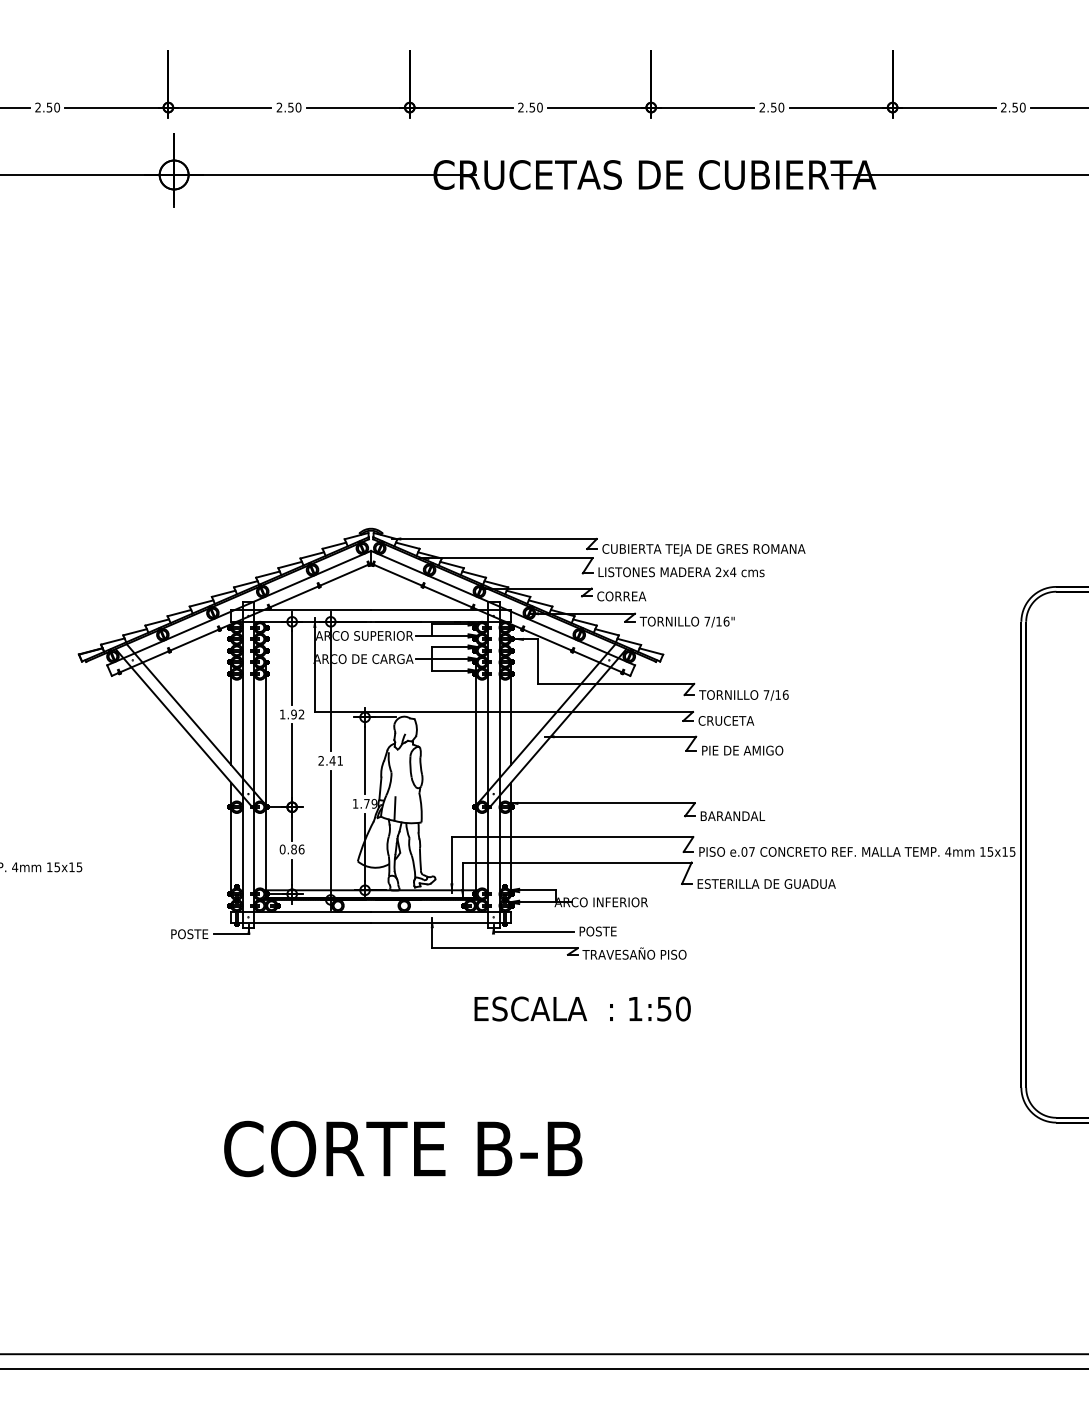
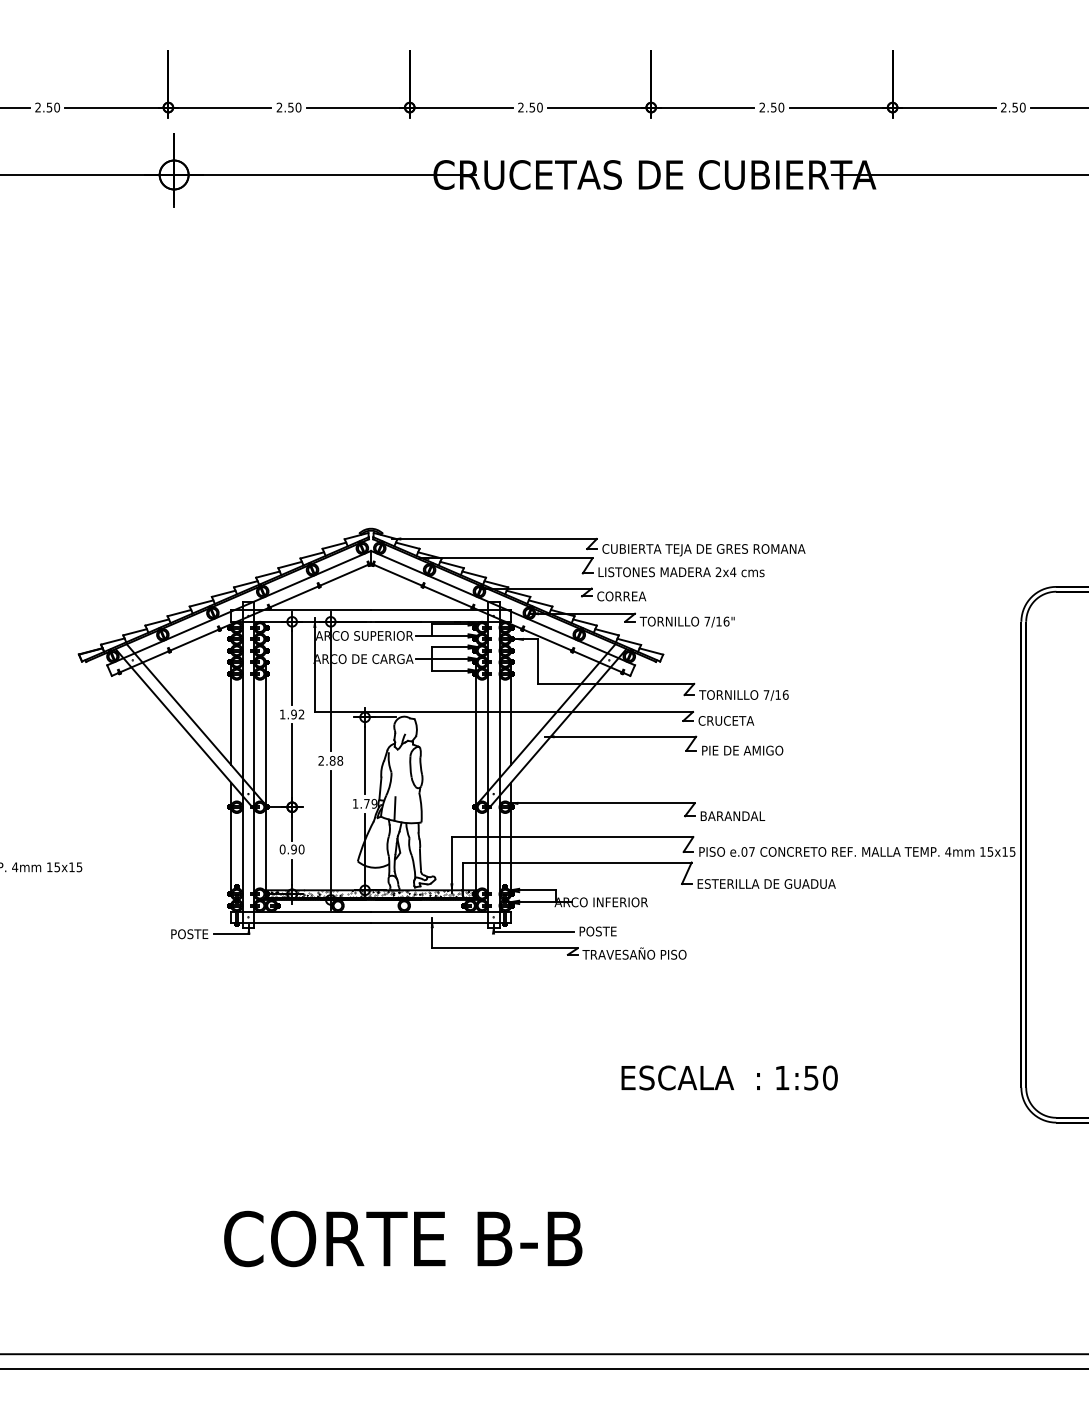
text: 2.41 -> 2.88 (336, 760)
text: 0.86 -> 0.90 (297, 849)
hatch: none -> present (370, 894)
text position: (582, 1008) -> (729, 1077) (729, 1077)
text position: (403, 1148) -> (403, 1238) (403, 1238)
